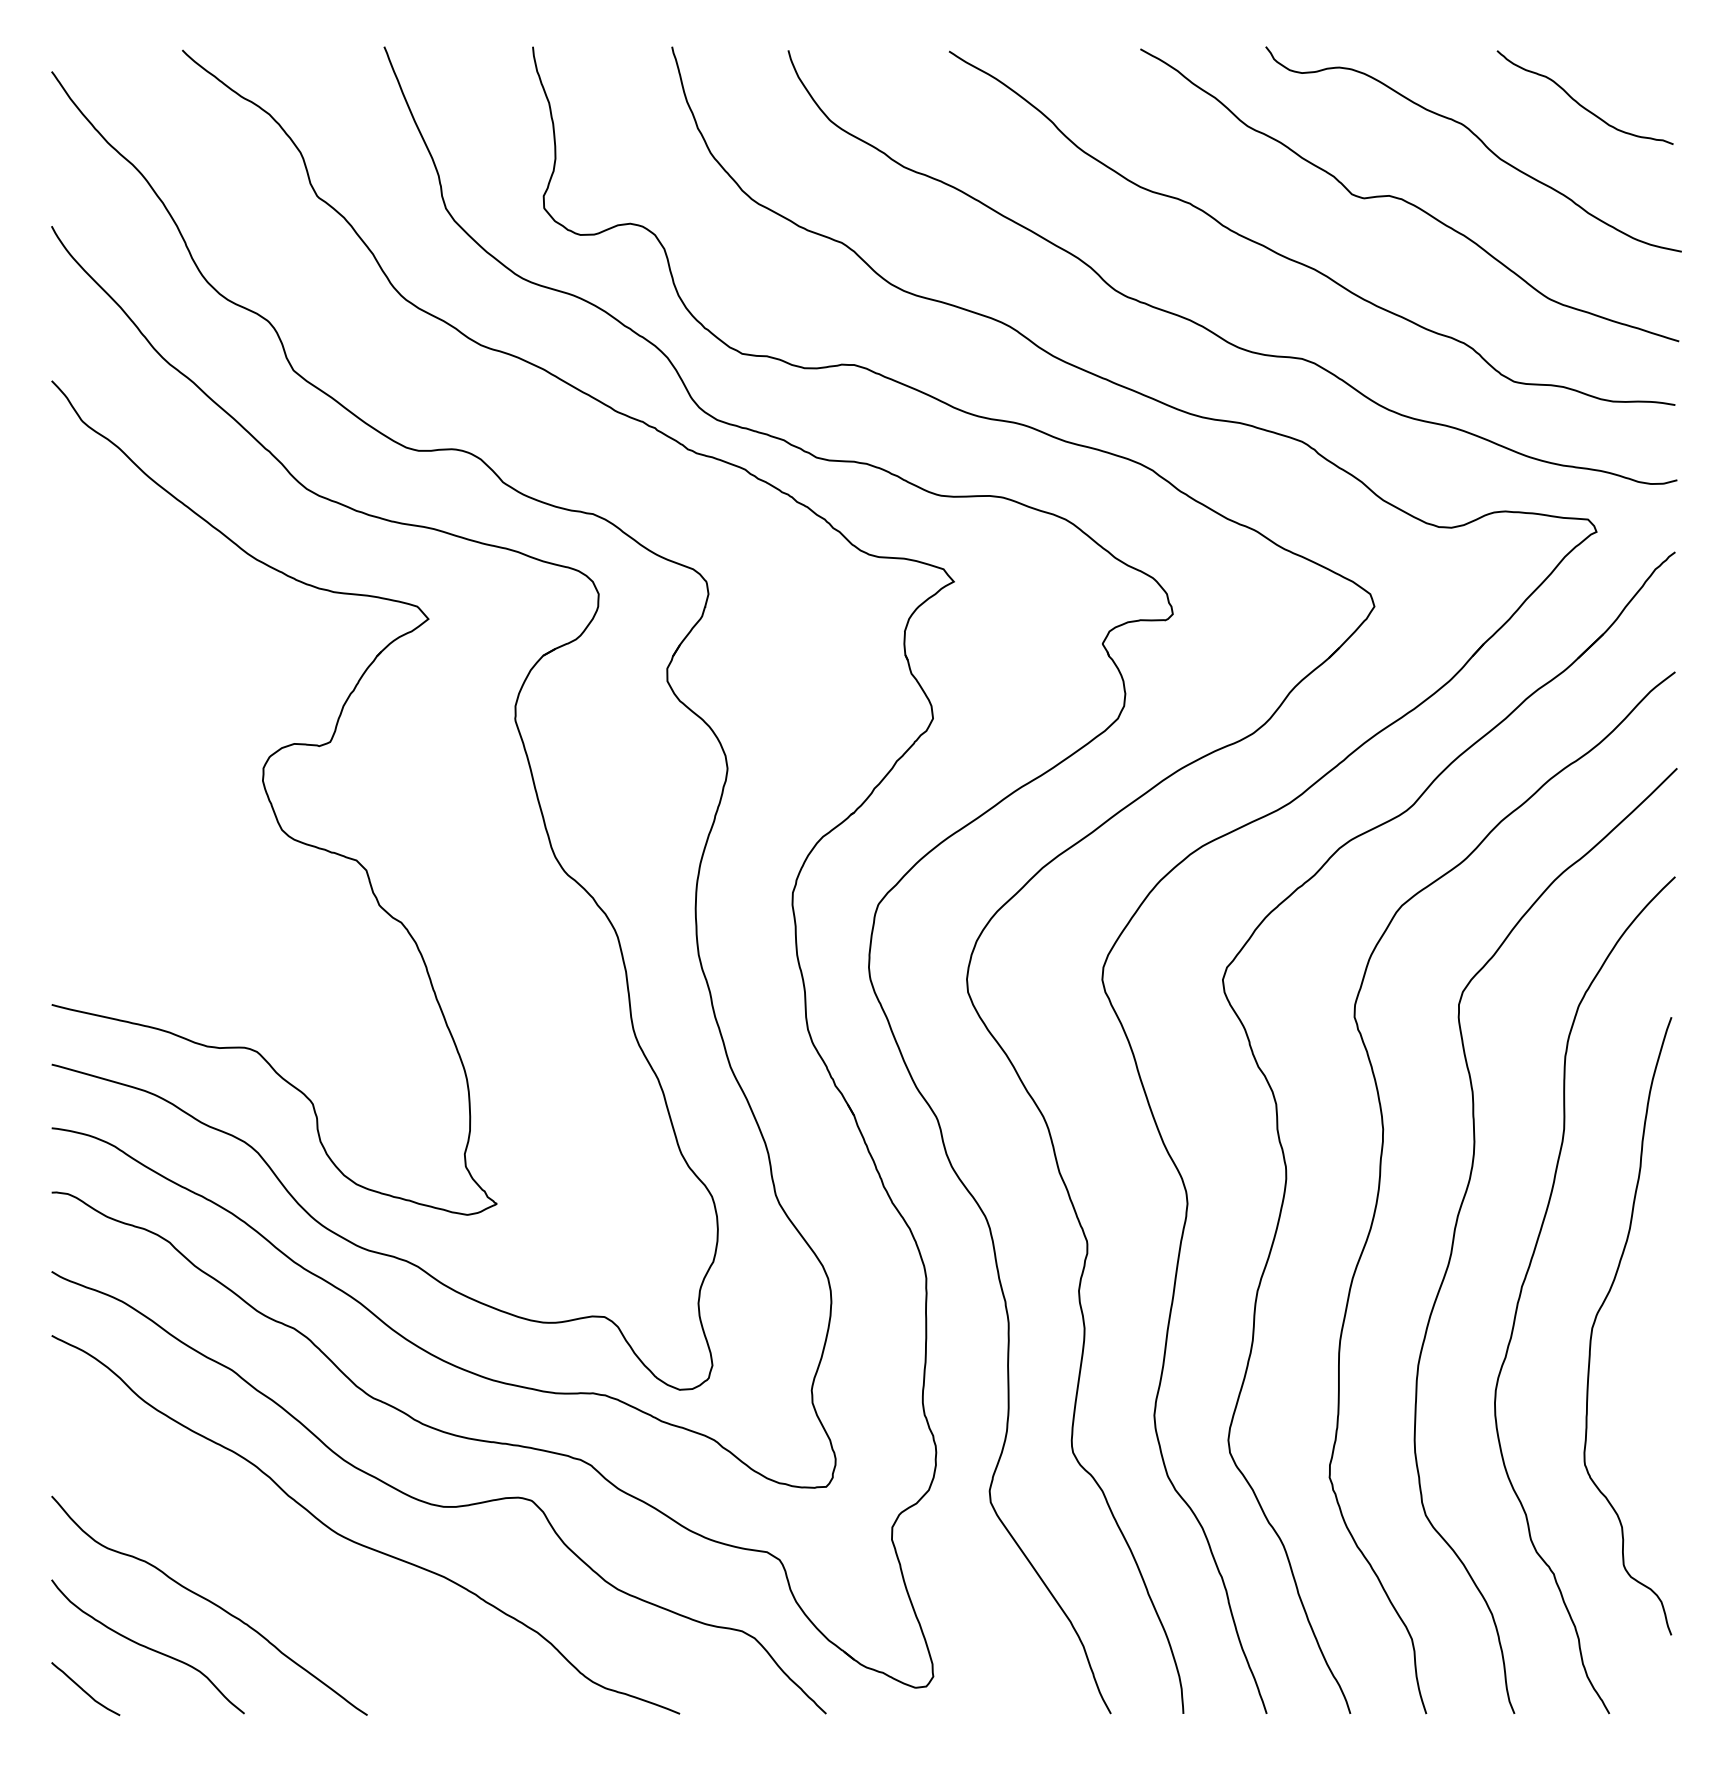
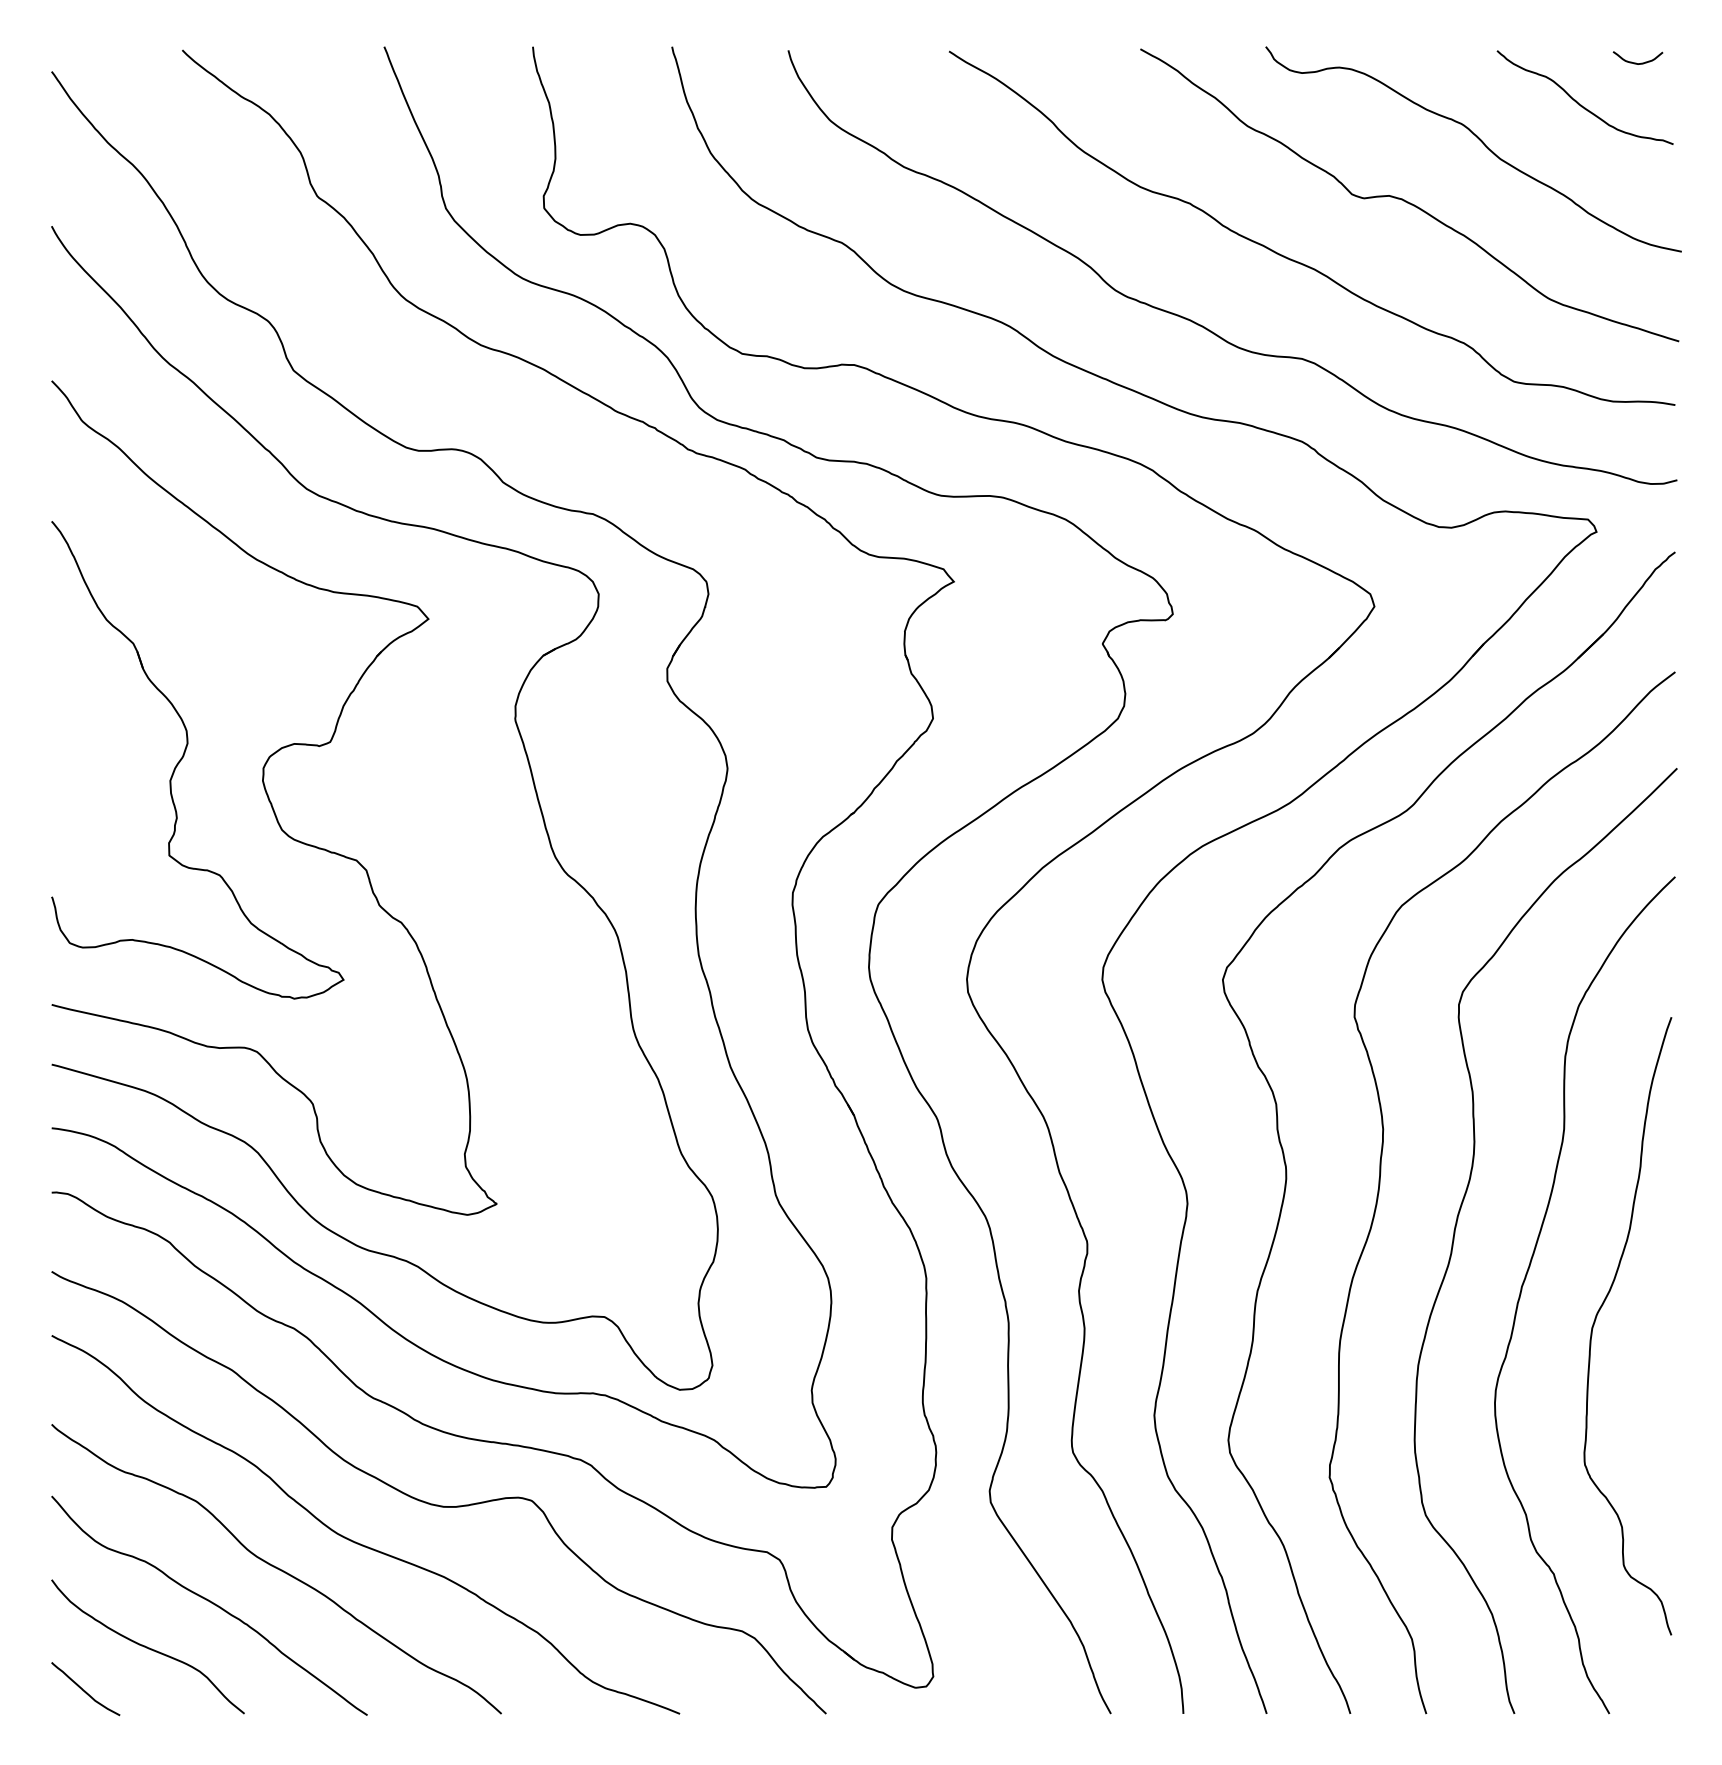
curve: none -> present (1636, 62)
part: none -> present (184, 756)
curve: none -> present (276, 1568)
